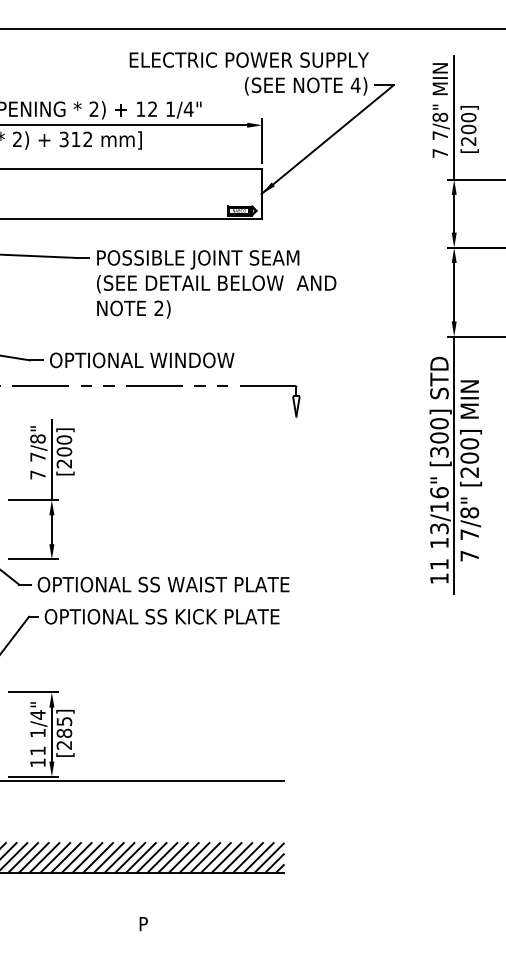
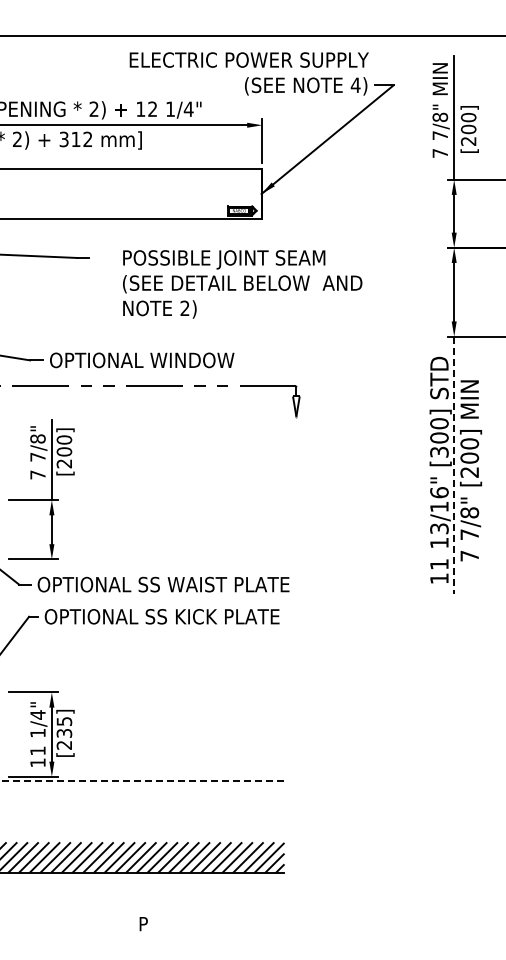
line position: (252, 28) -> (252, 35) (252, 35)
text position: (216, 284) -> (242, 284) (242, 284)
line: solid -> dashed (454, 465)
text: [285] -> [235] (64, 732)
line: solid -> dashed (142, 781)
